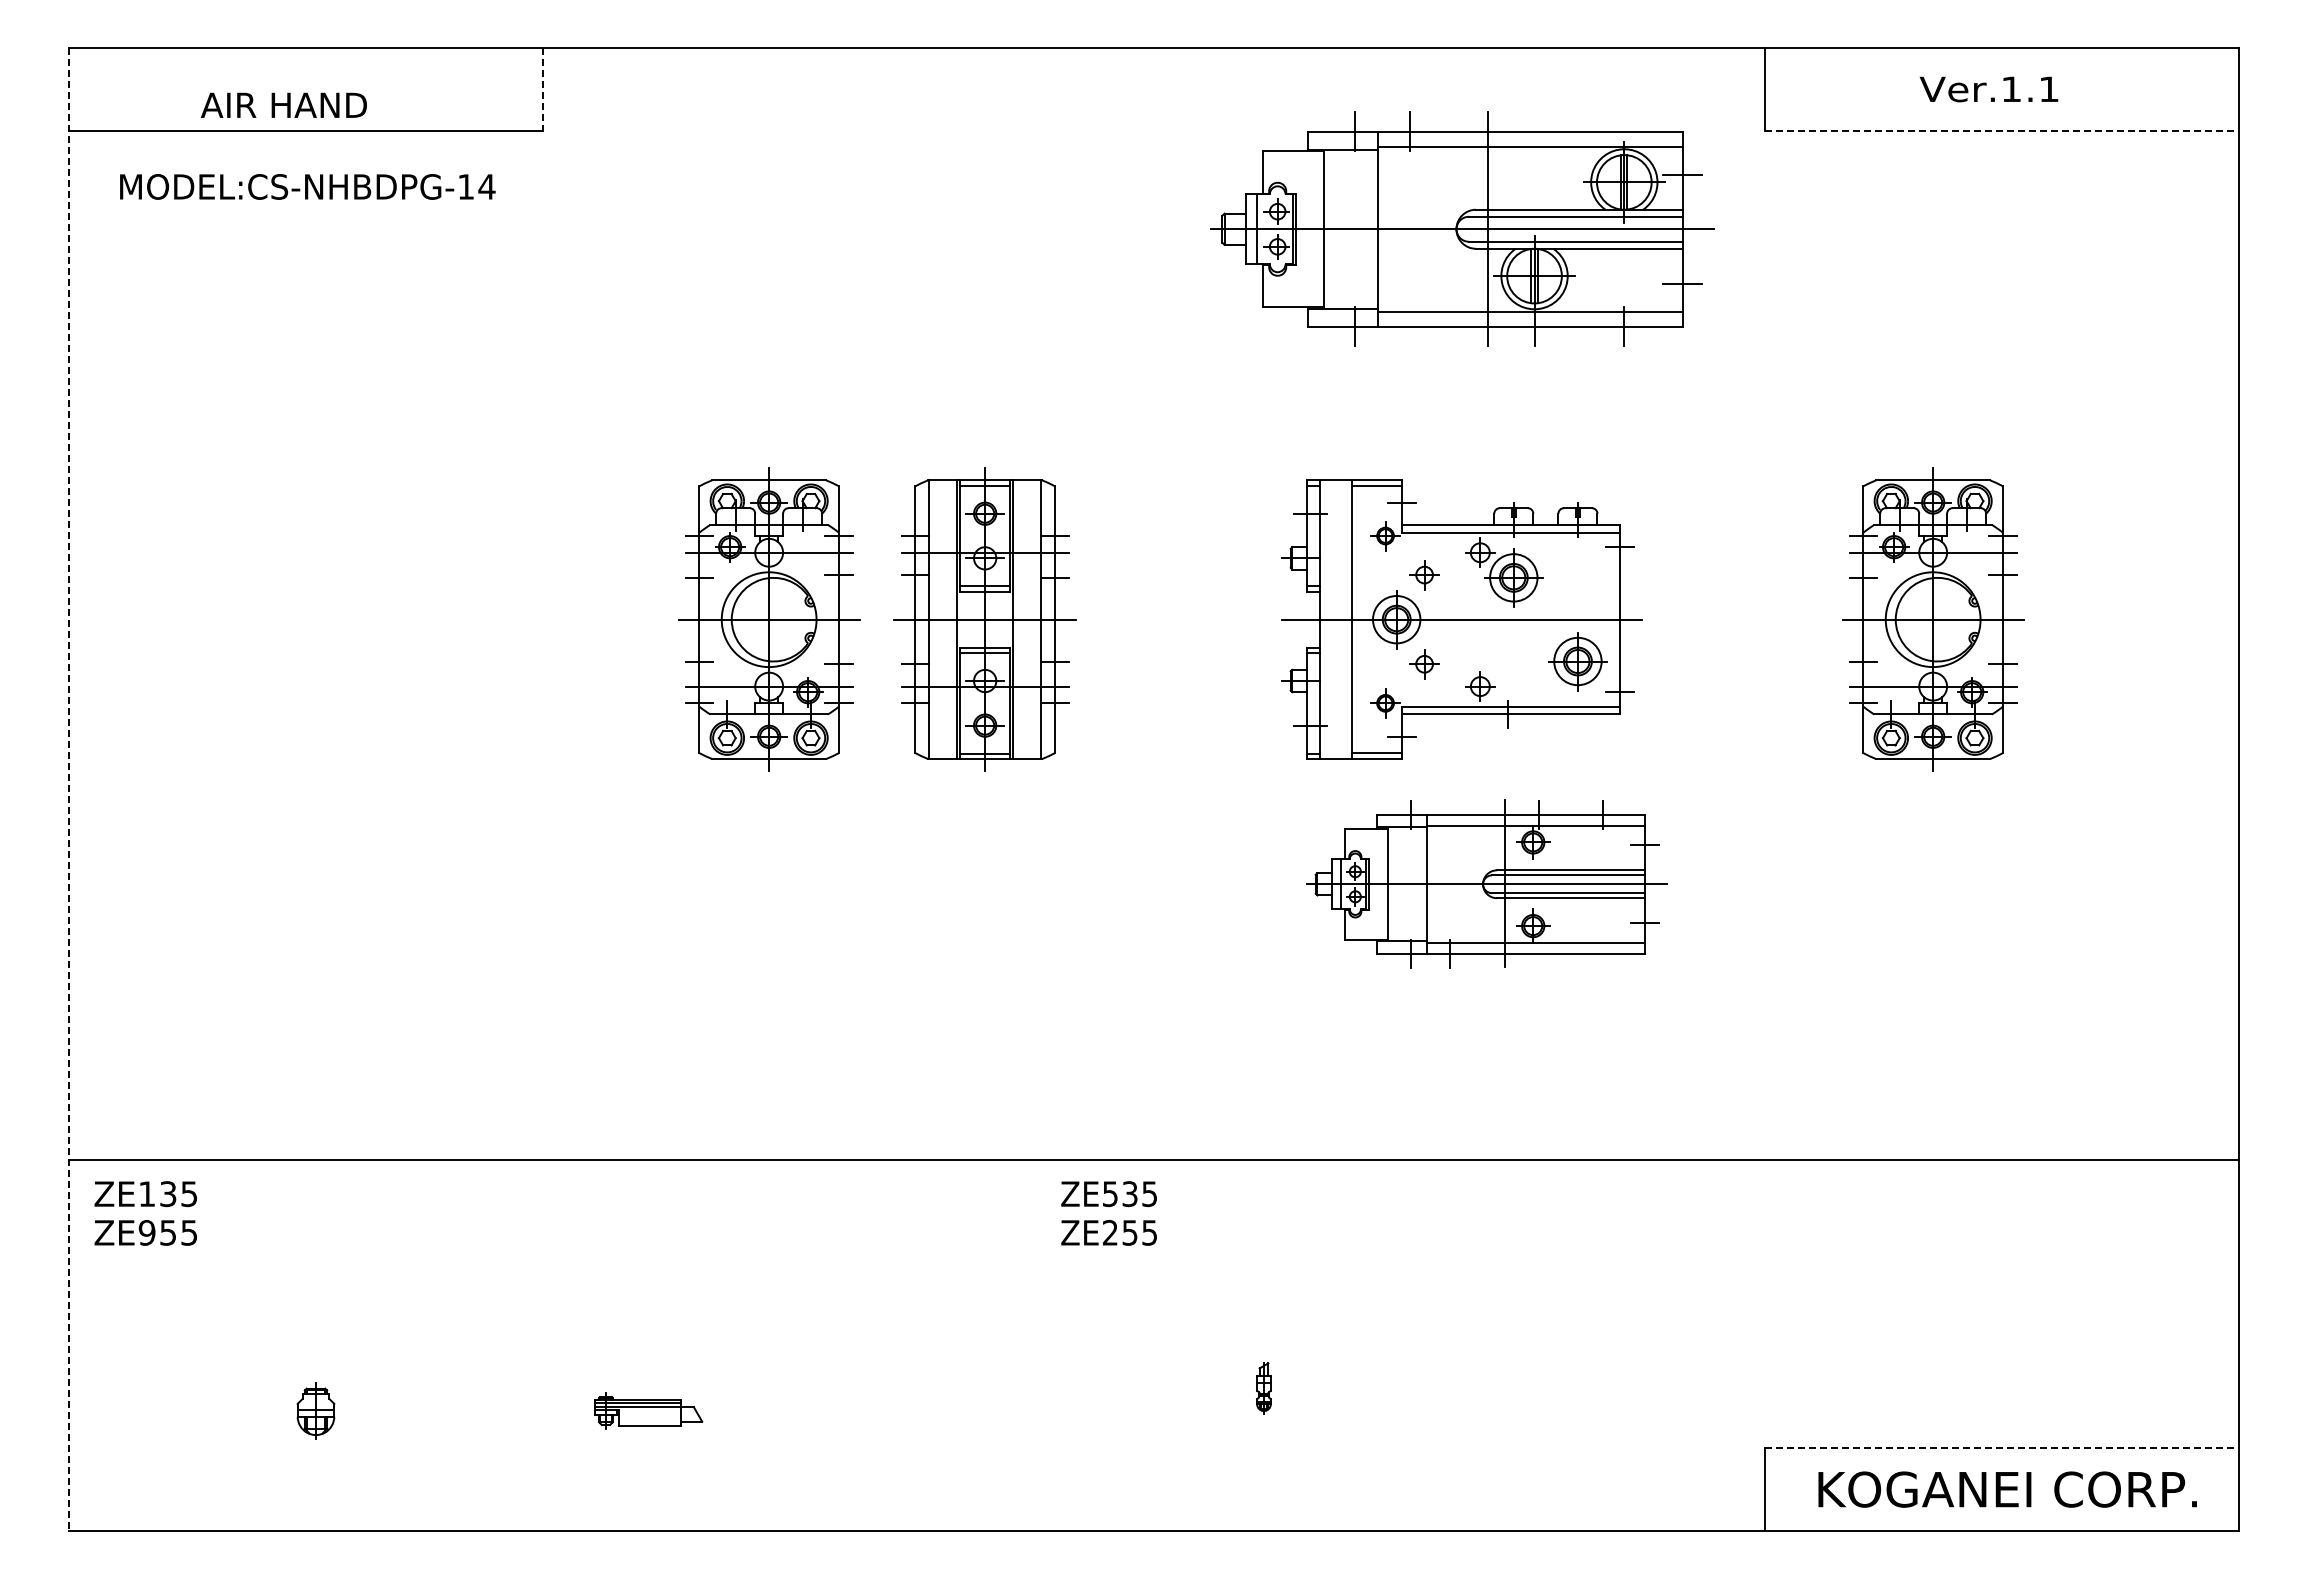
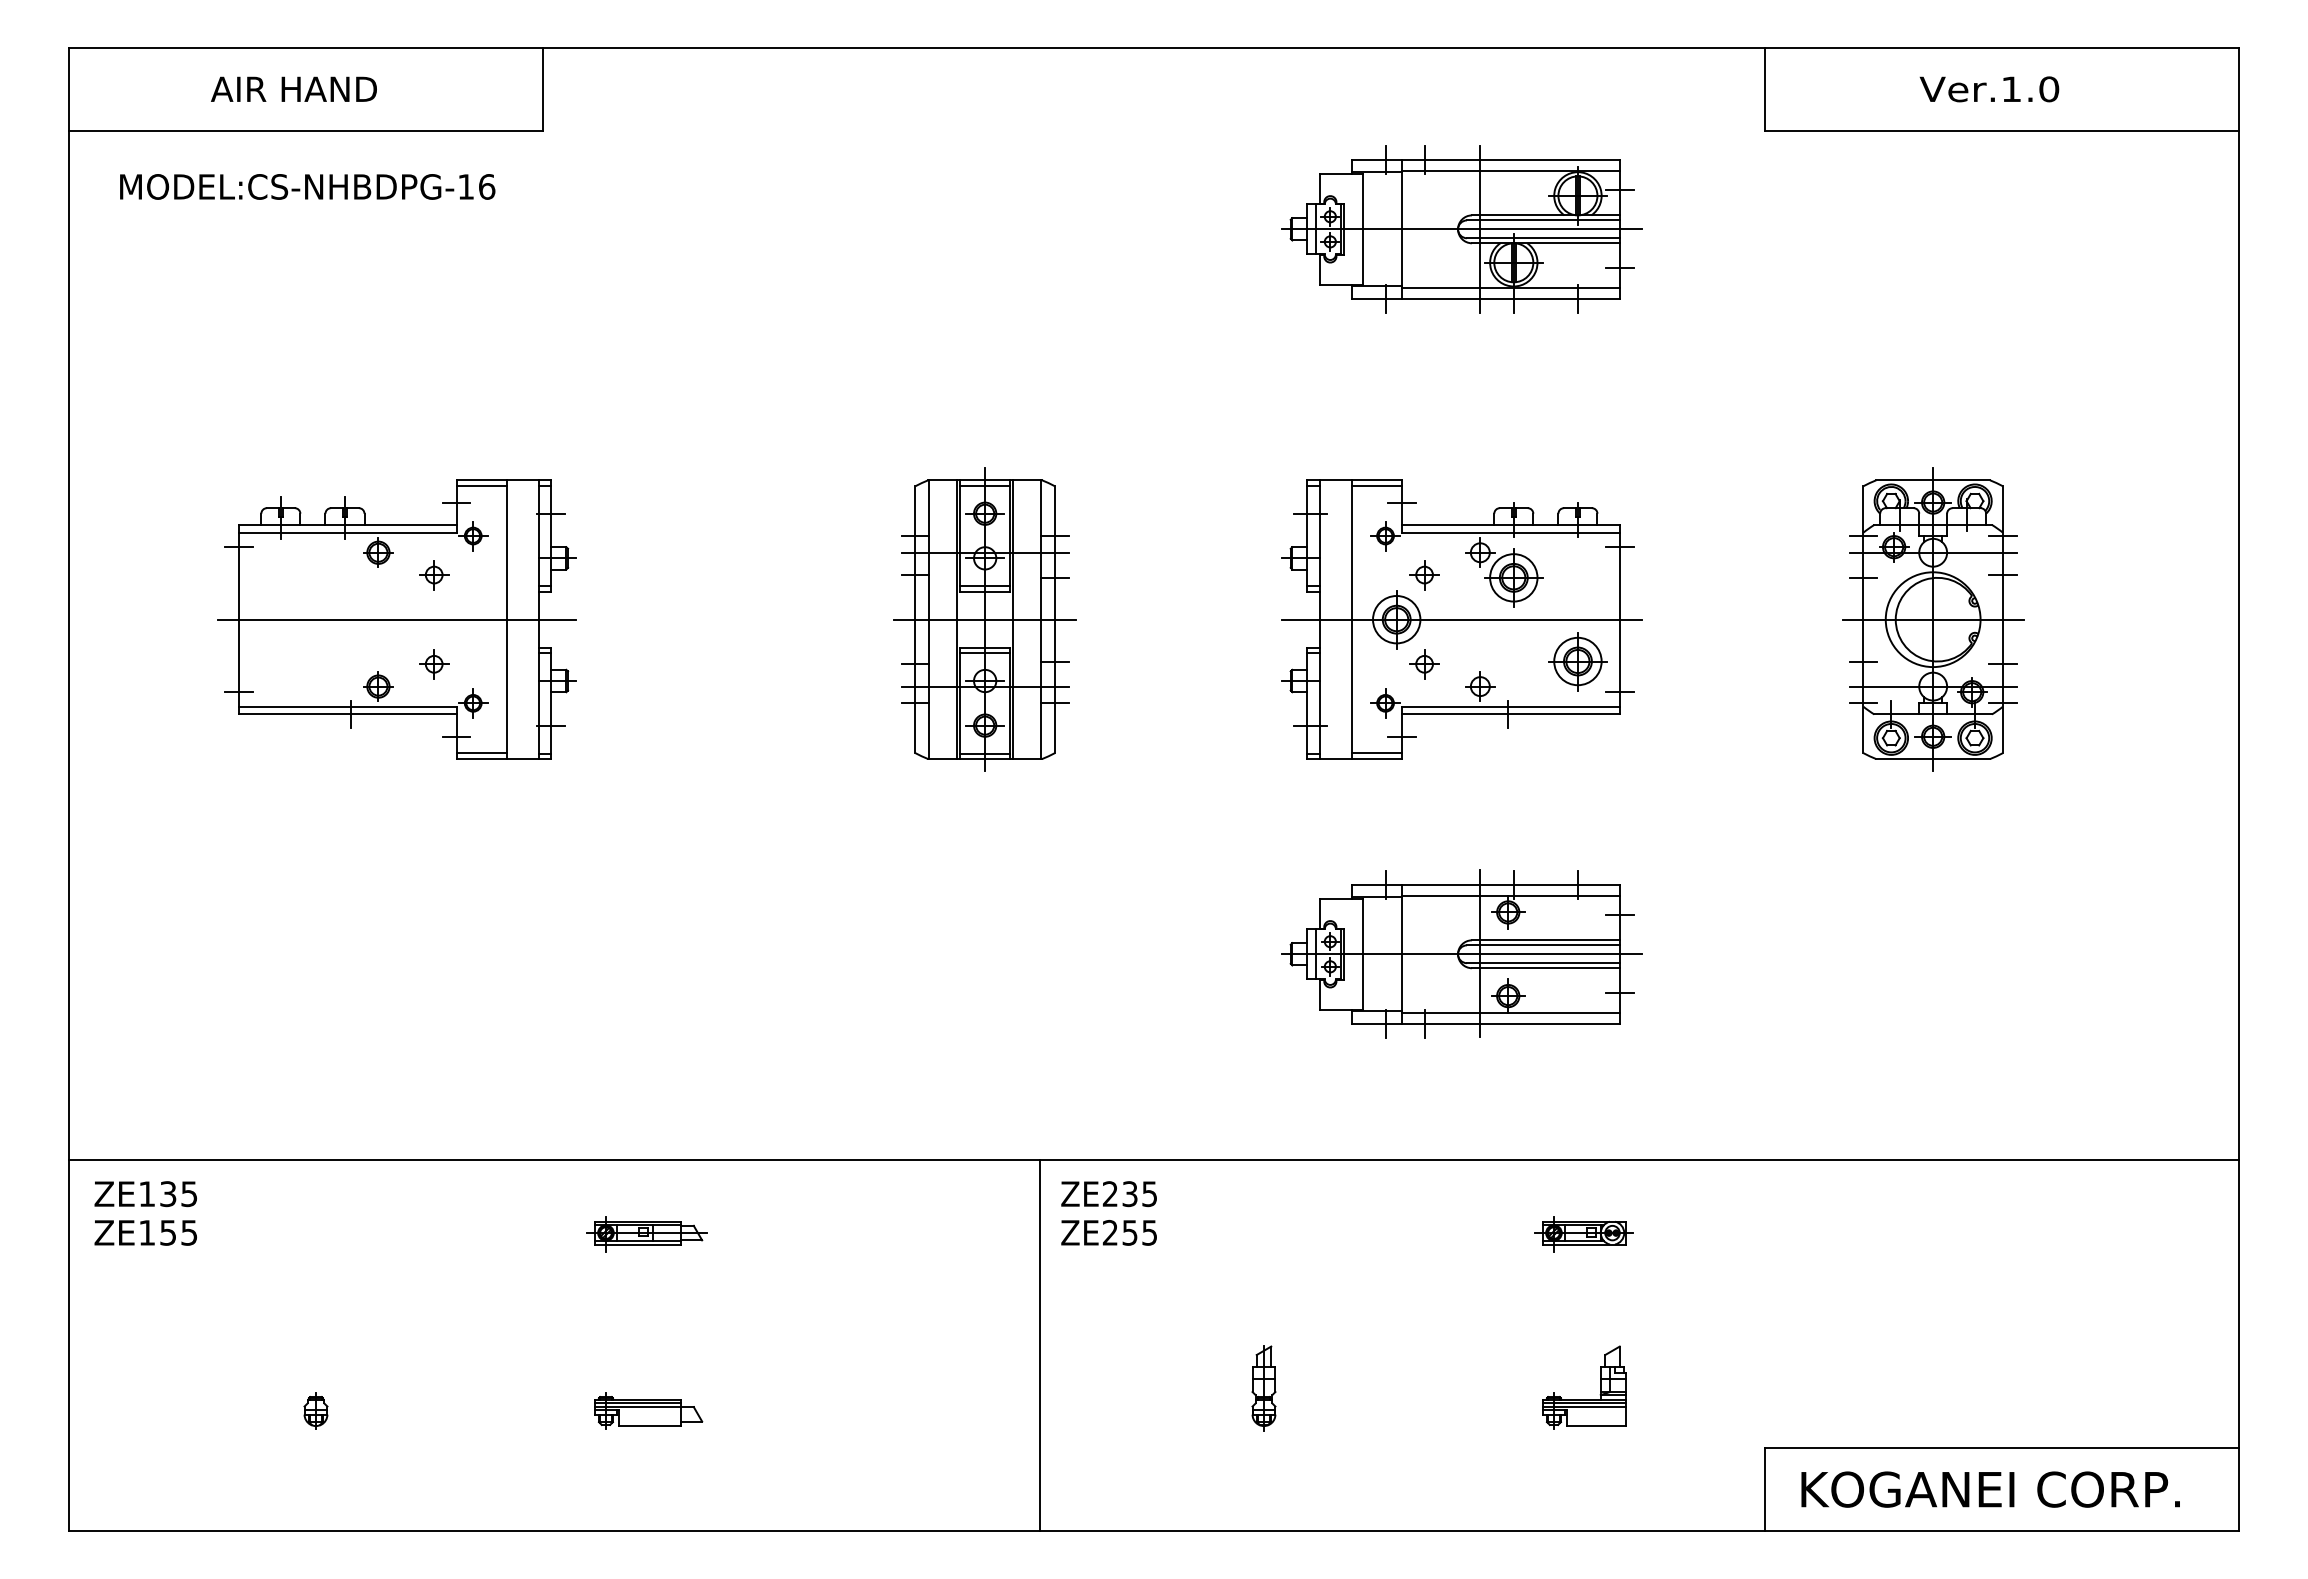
line: dashed -> solid (543, 89)
text: Ver.1.1 -> Ver.1.0 (2049, 89)
text position: (283, 104) -> (293, 88) (293, 88)
line: dashed -> solid (2001, 131)
text: MODEL:CS-NHBDPG-14 -> MODEL:CS-NHBDPG-16 (486, 186)
part size: 505x236 px -> 362x169 px (1461, 229)
part: none -> present (396, 619)
part: present -> none (769, 619)
line: dashed -> solid (69, 789)
part position: (1486, 883) -> (1461, 953) (1461, 953)
text: ZE535 -> ZE235 (1109, 1194)
text: ZE955 -> ZE155 (146, 1232)
part: none -> present (646, 1234)
part: none -> present (1583, 1234)
line: none -> present (1039, 1345)
part size: 16x53 px -> 26x87 px (1263, 1388)
part: none -> present (1584, 1399)
part size: 40x58 px -> 26x38 px (315, 1410)
line: dashed -> solid (2001, 1447)
text position: (2007, 1489) -> (1990, 1489) (1990, 1489)
